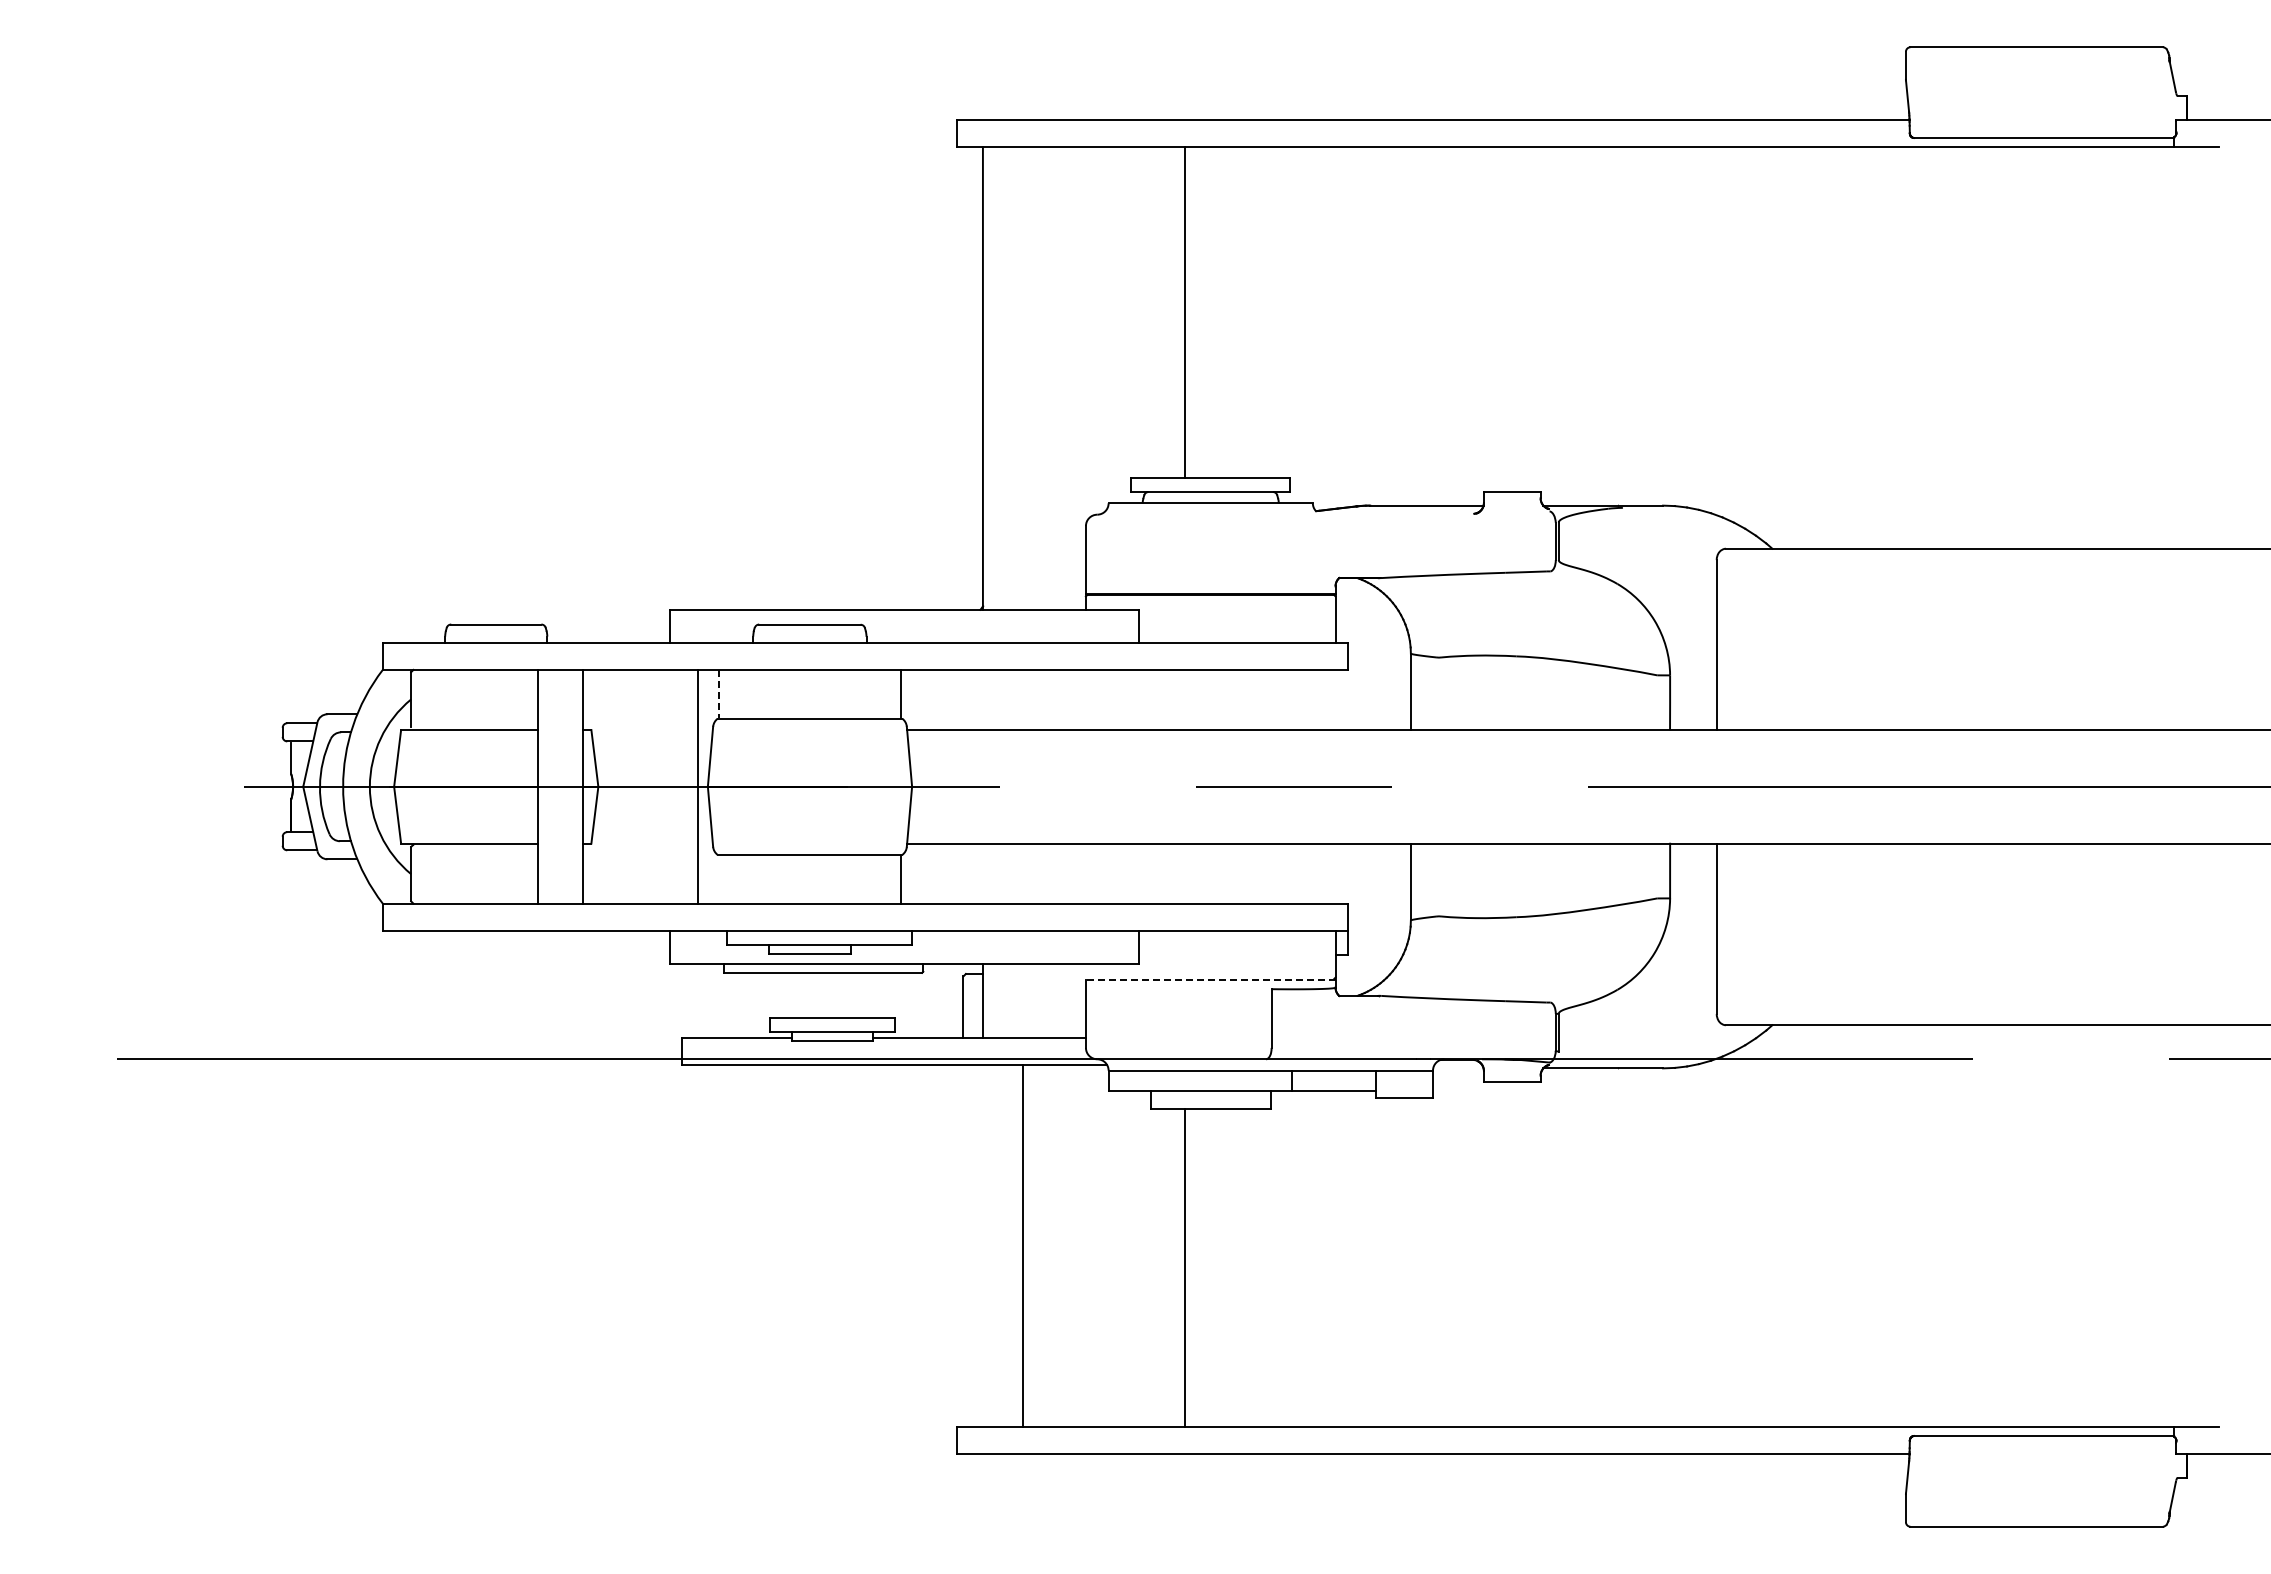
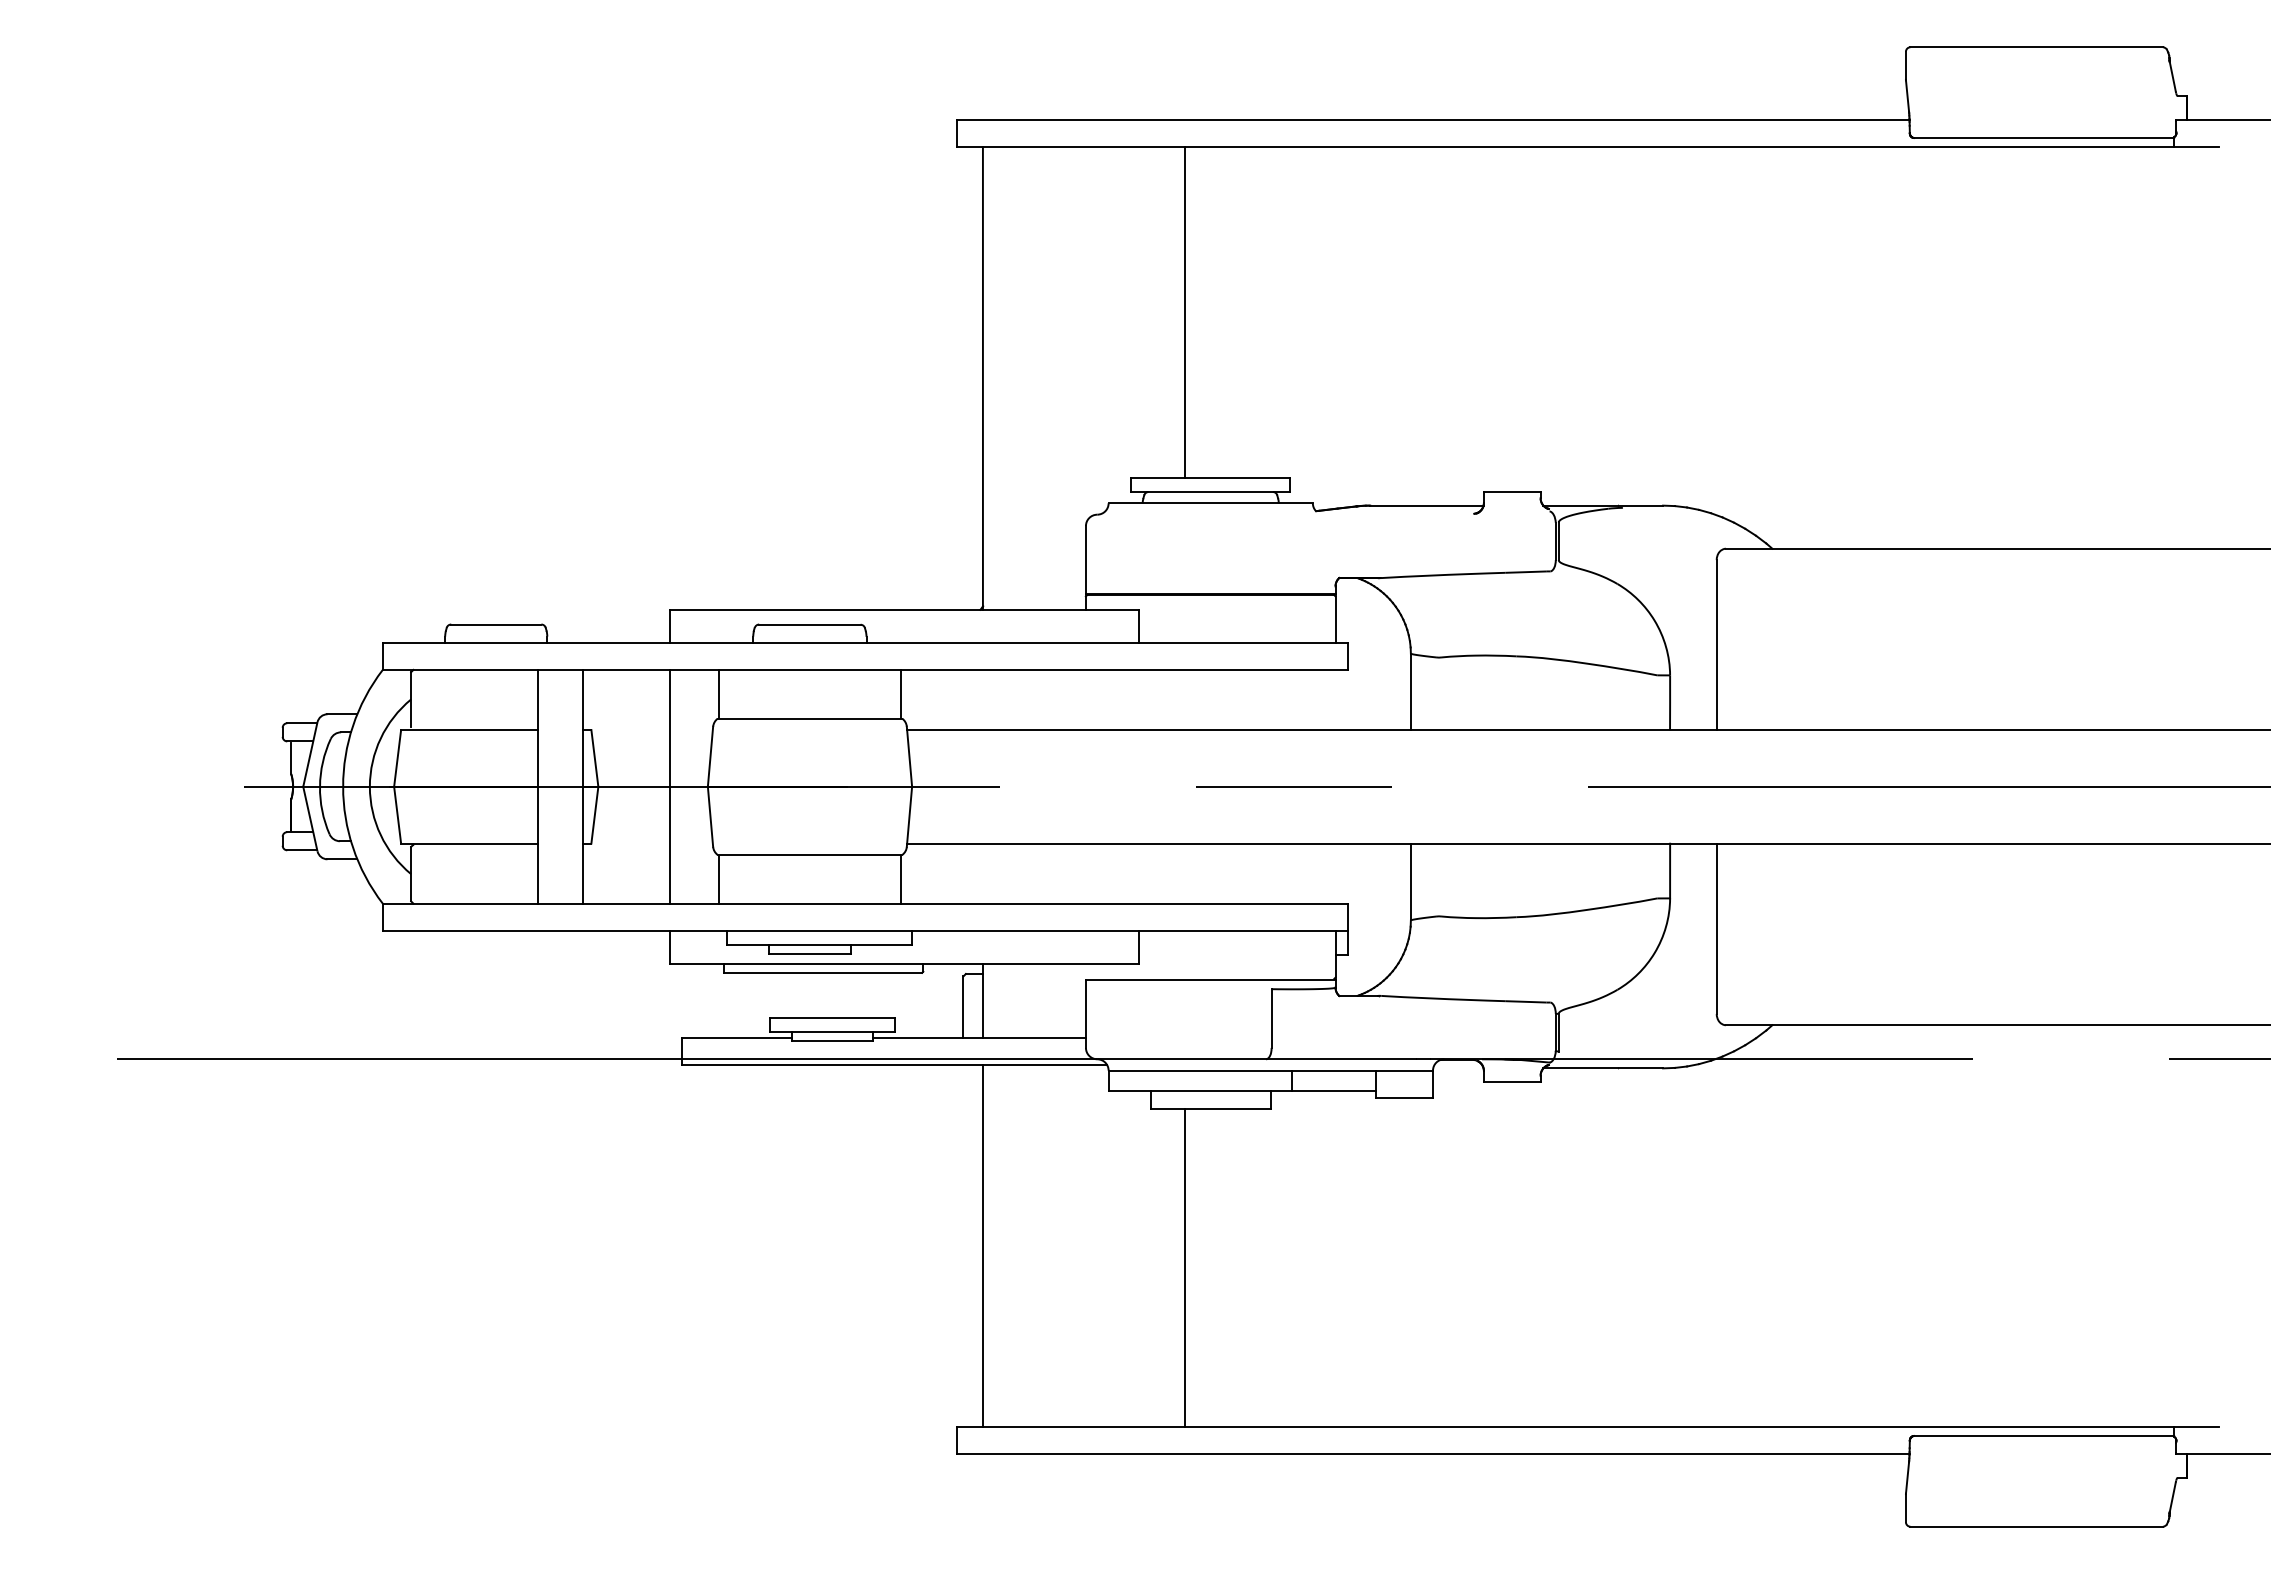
line: dashed -> solid (719, 693)
line position: (698, 786) -> (670, 786) (670, 786)
line: none -> present (719, 879)
line: dashed -> solid (1210, 979)
line position: (1022, 1245) -> (982, 1245) (982, 1245)
